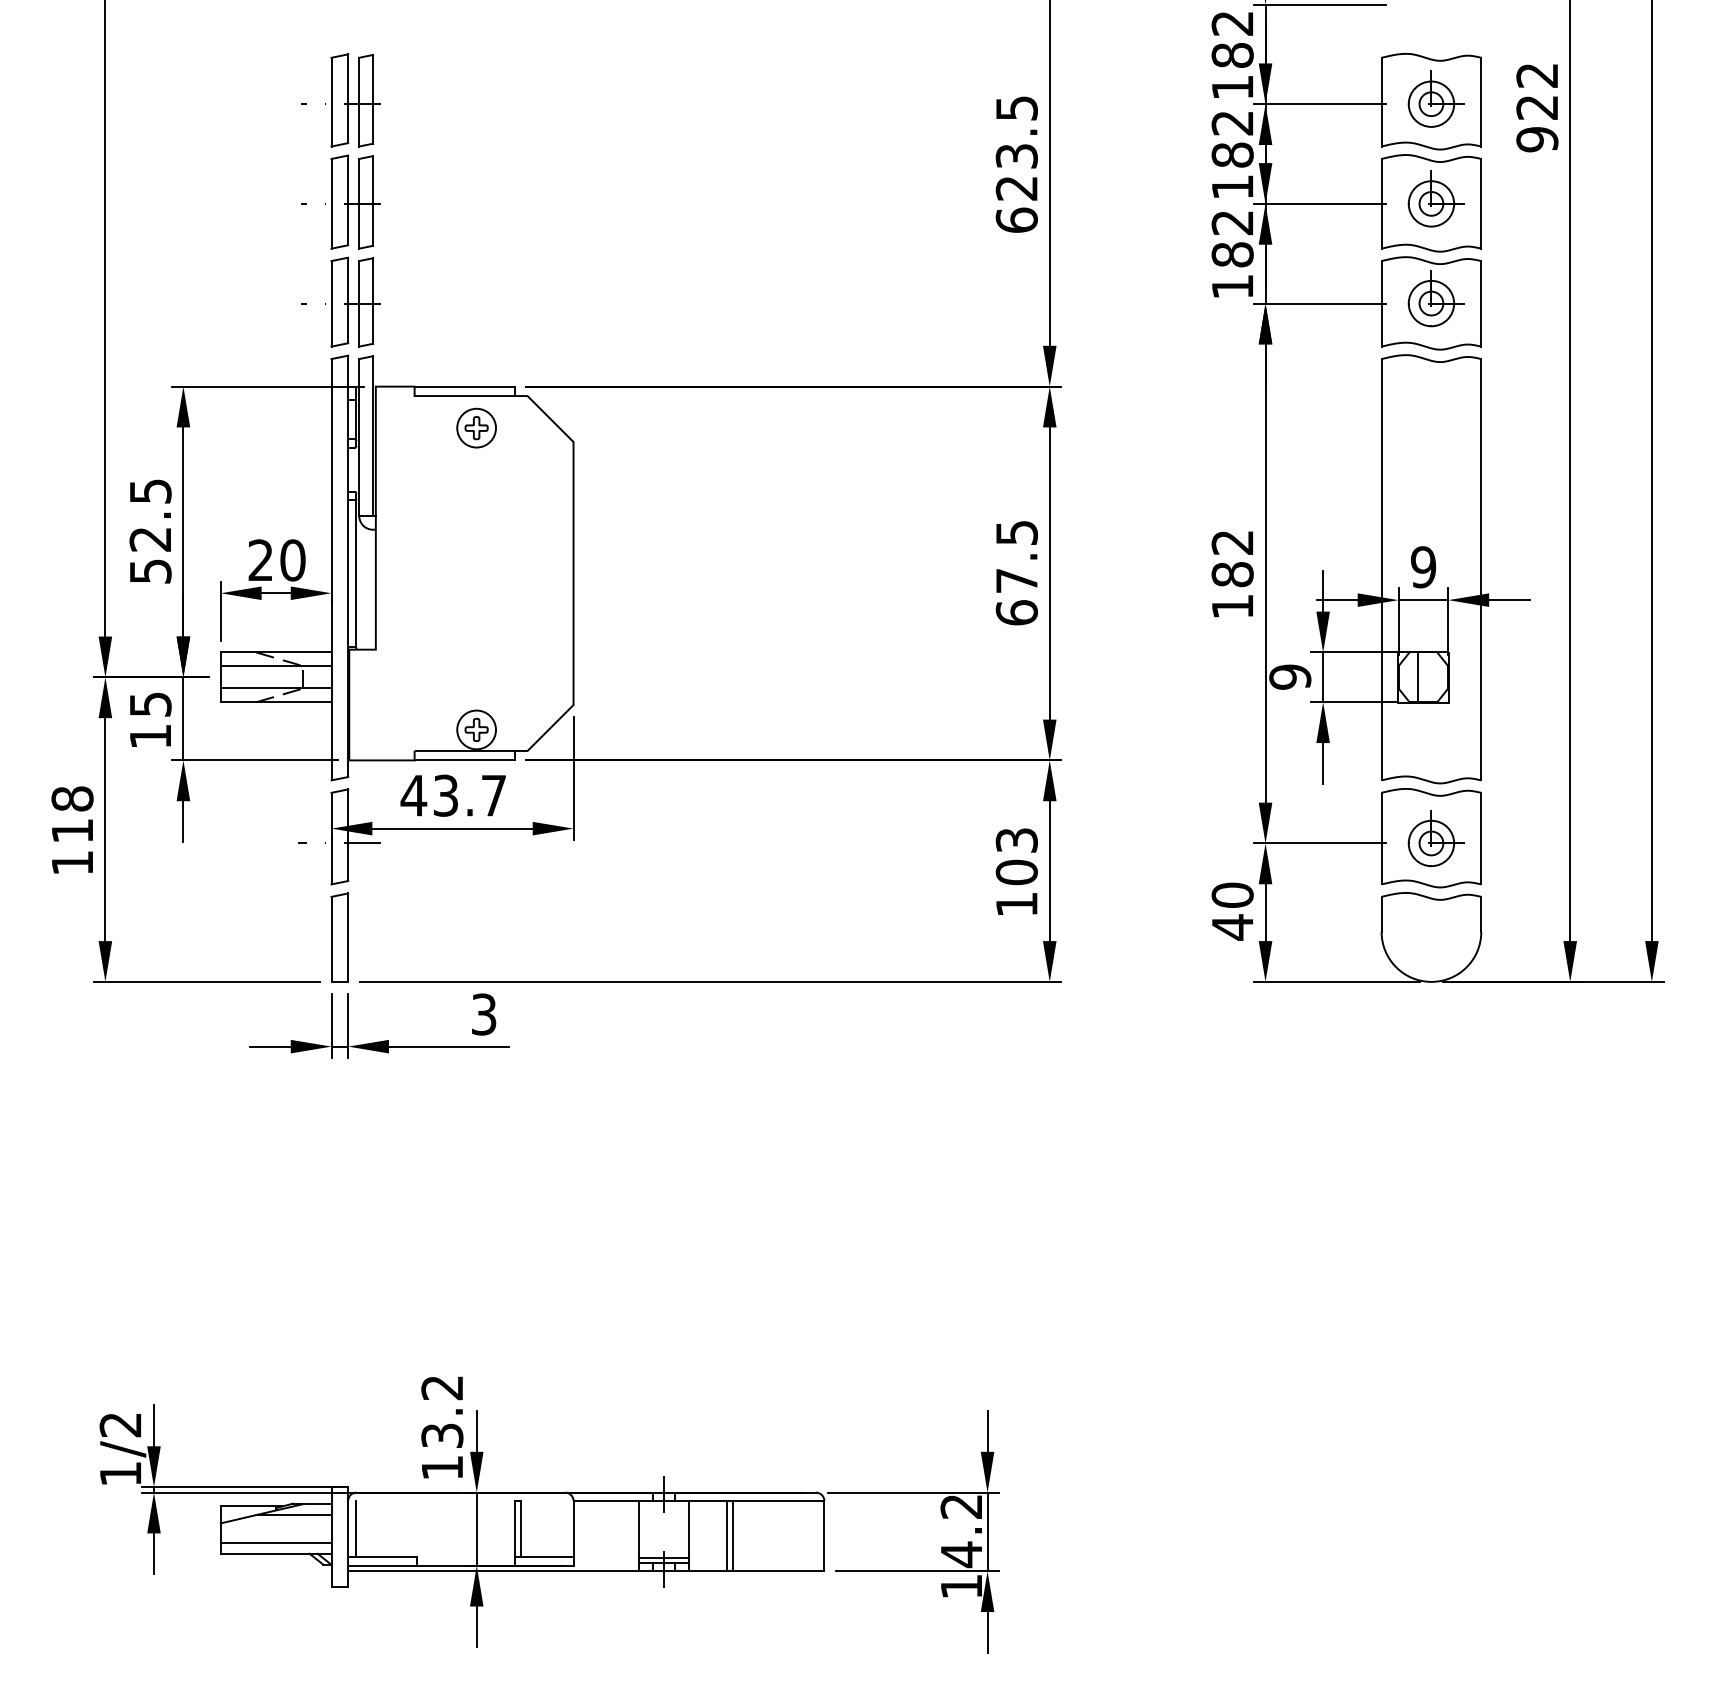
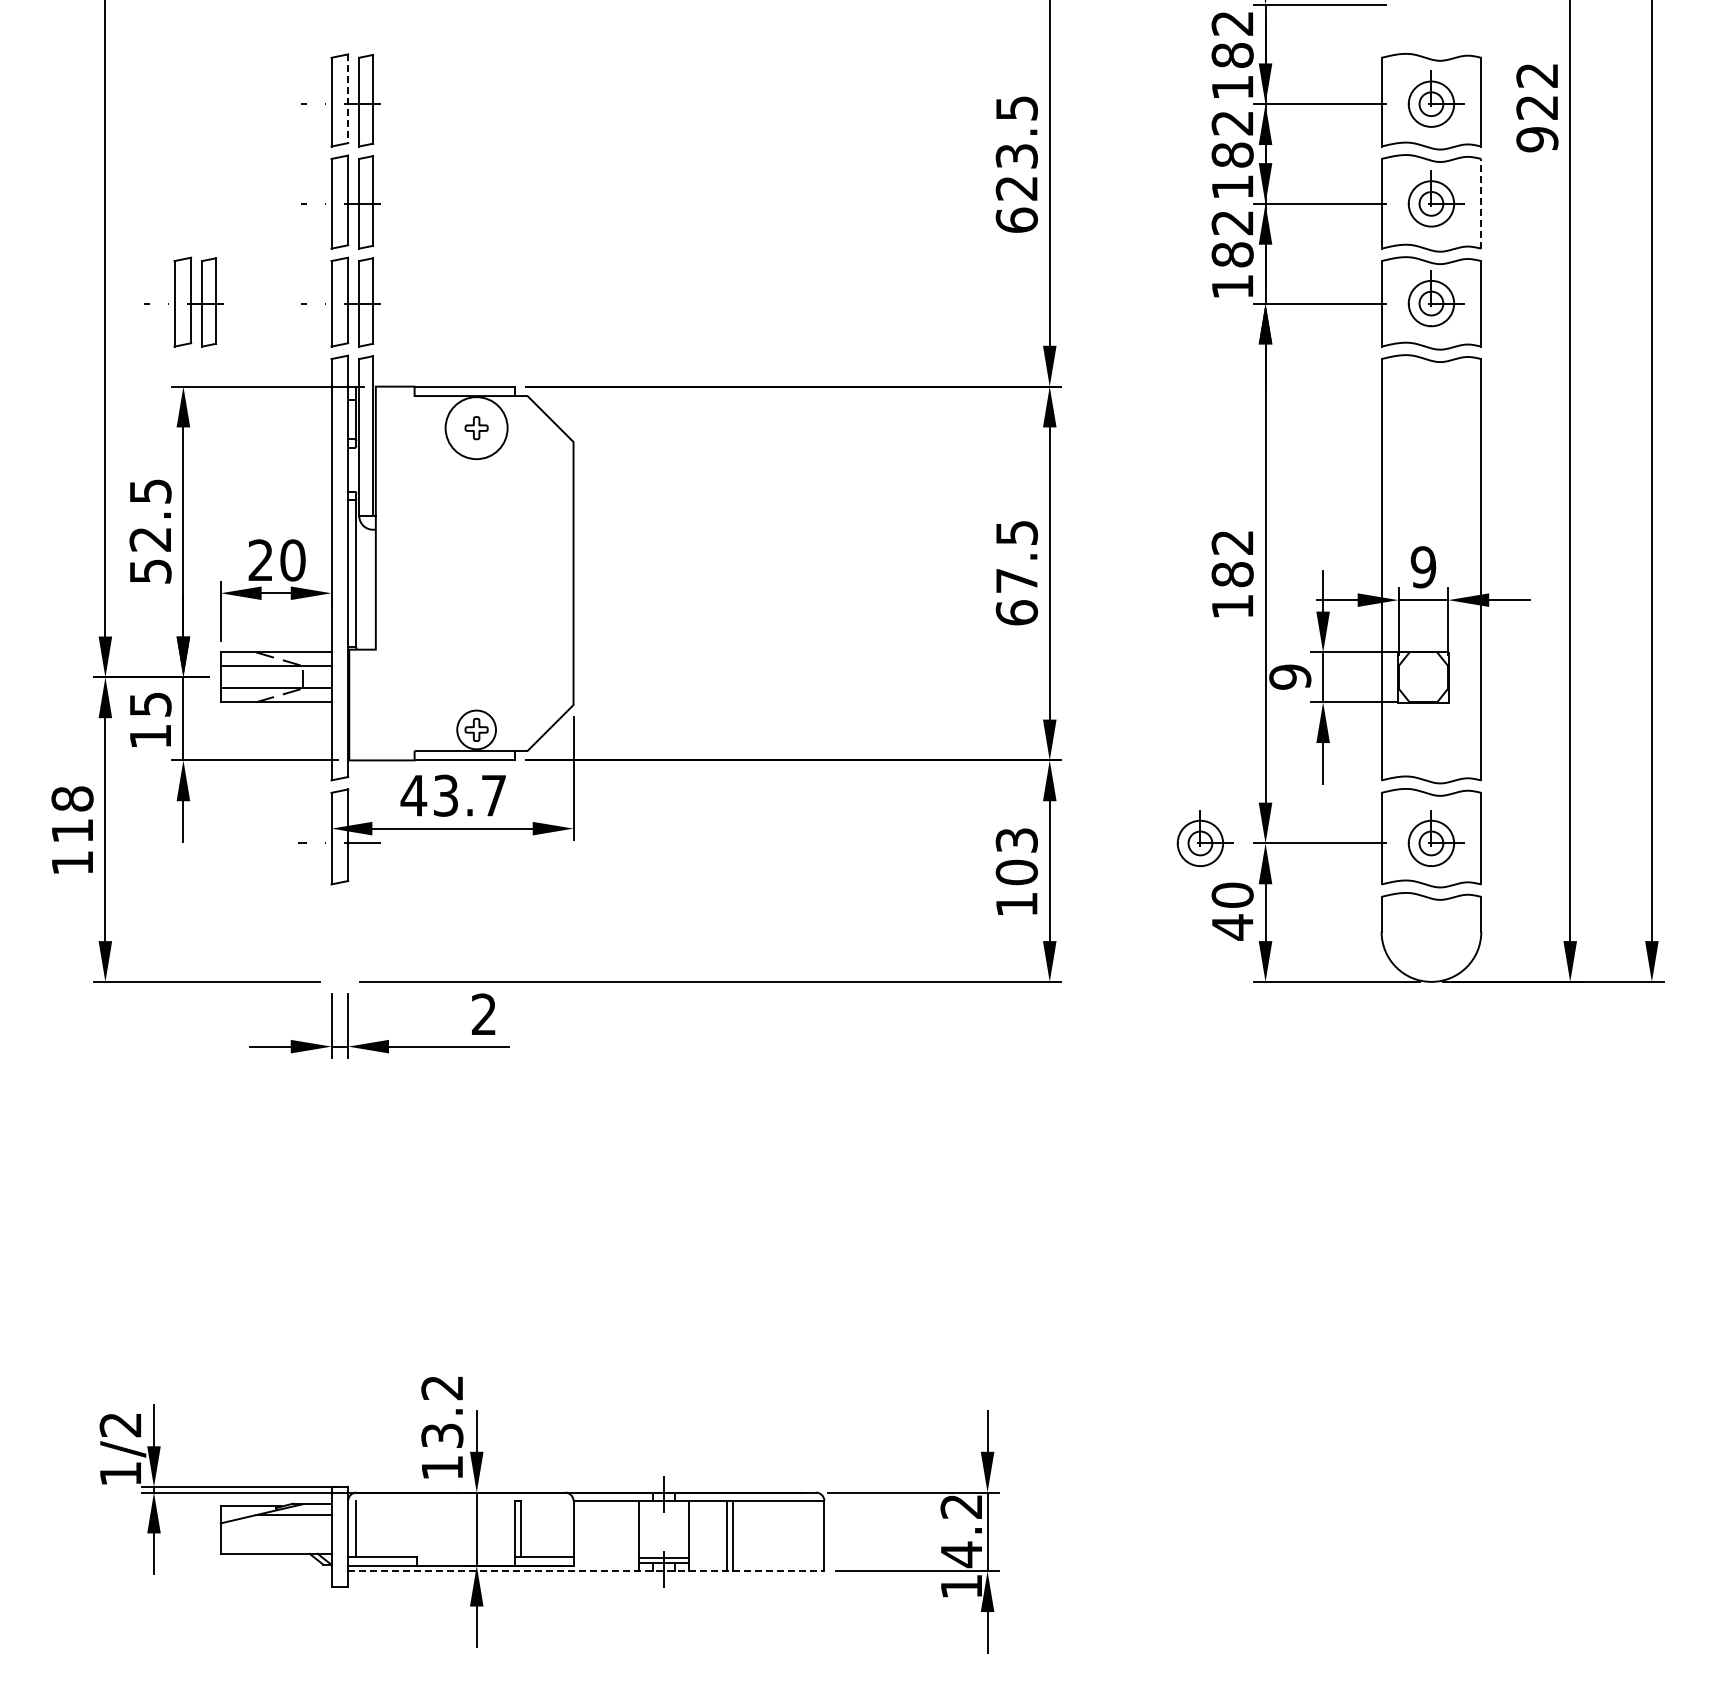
line: solid -> dashed (348, 99)
line: solid -> dashed (1481, 203)
part: none -> present (183, 301)
circle diameter: 39 px -> 62 px (476, 428)
line: present -> none (1417, 677)
part: none -> present (1204, 838)
part: present -> none (339, 937)
text: 3 -> 2 (484, 1014)
line: present -> none (275, 1542)
line: solid -> dashed (586, 1571)
